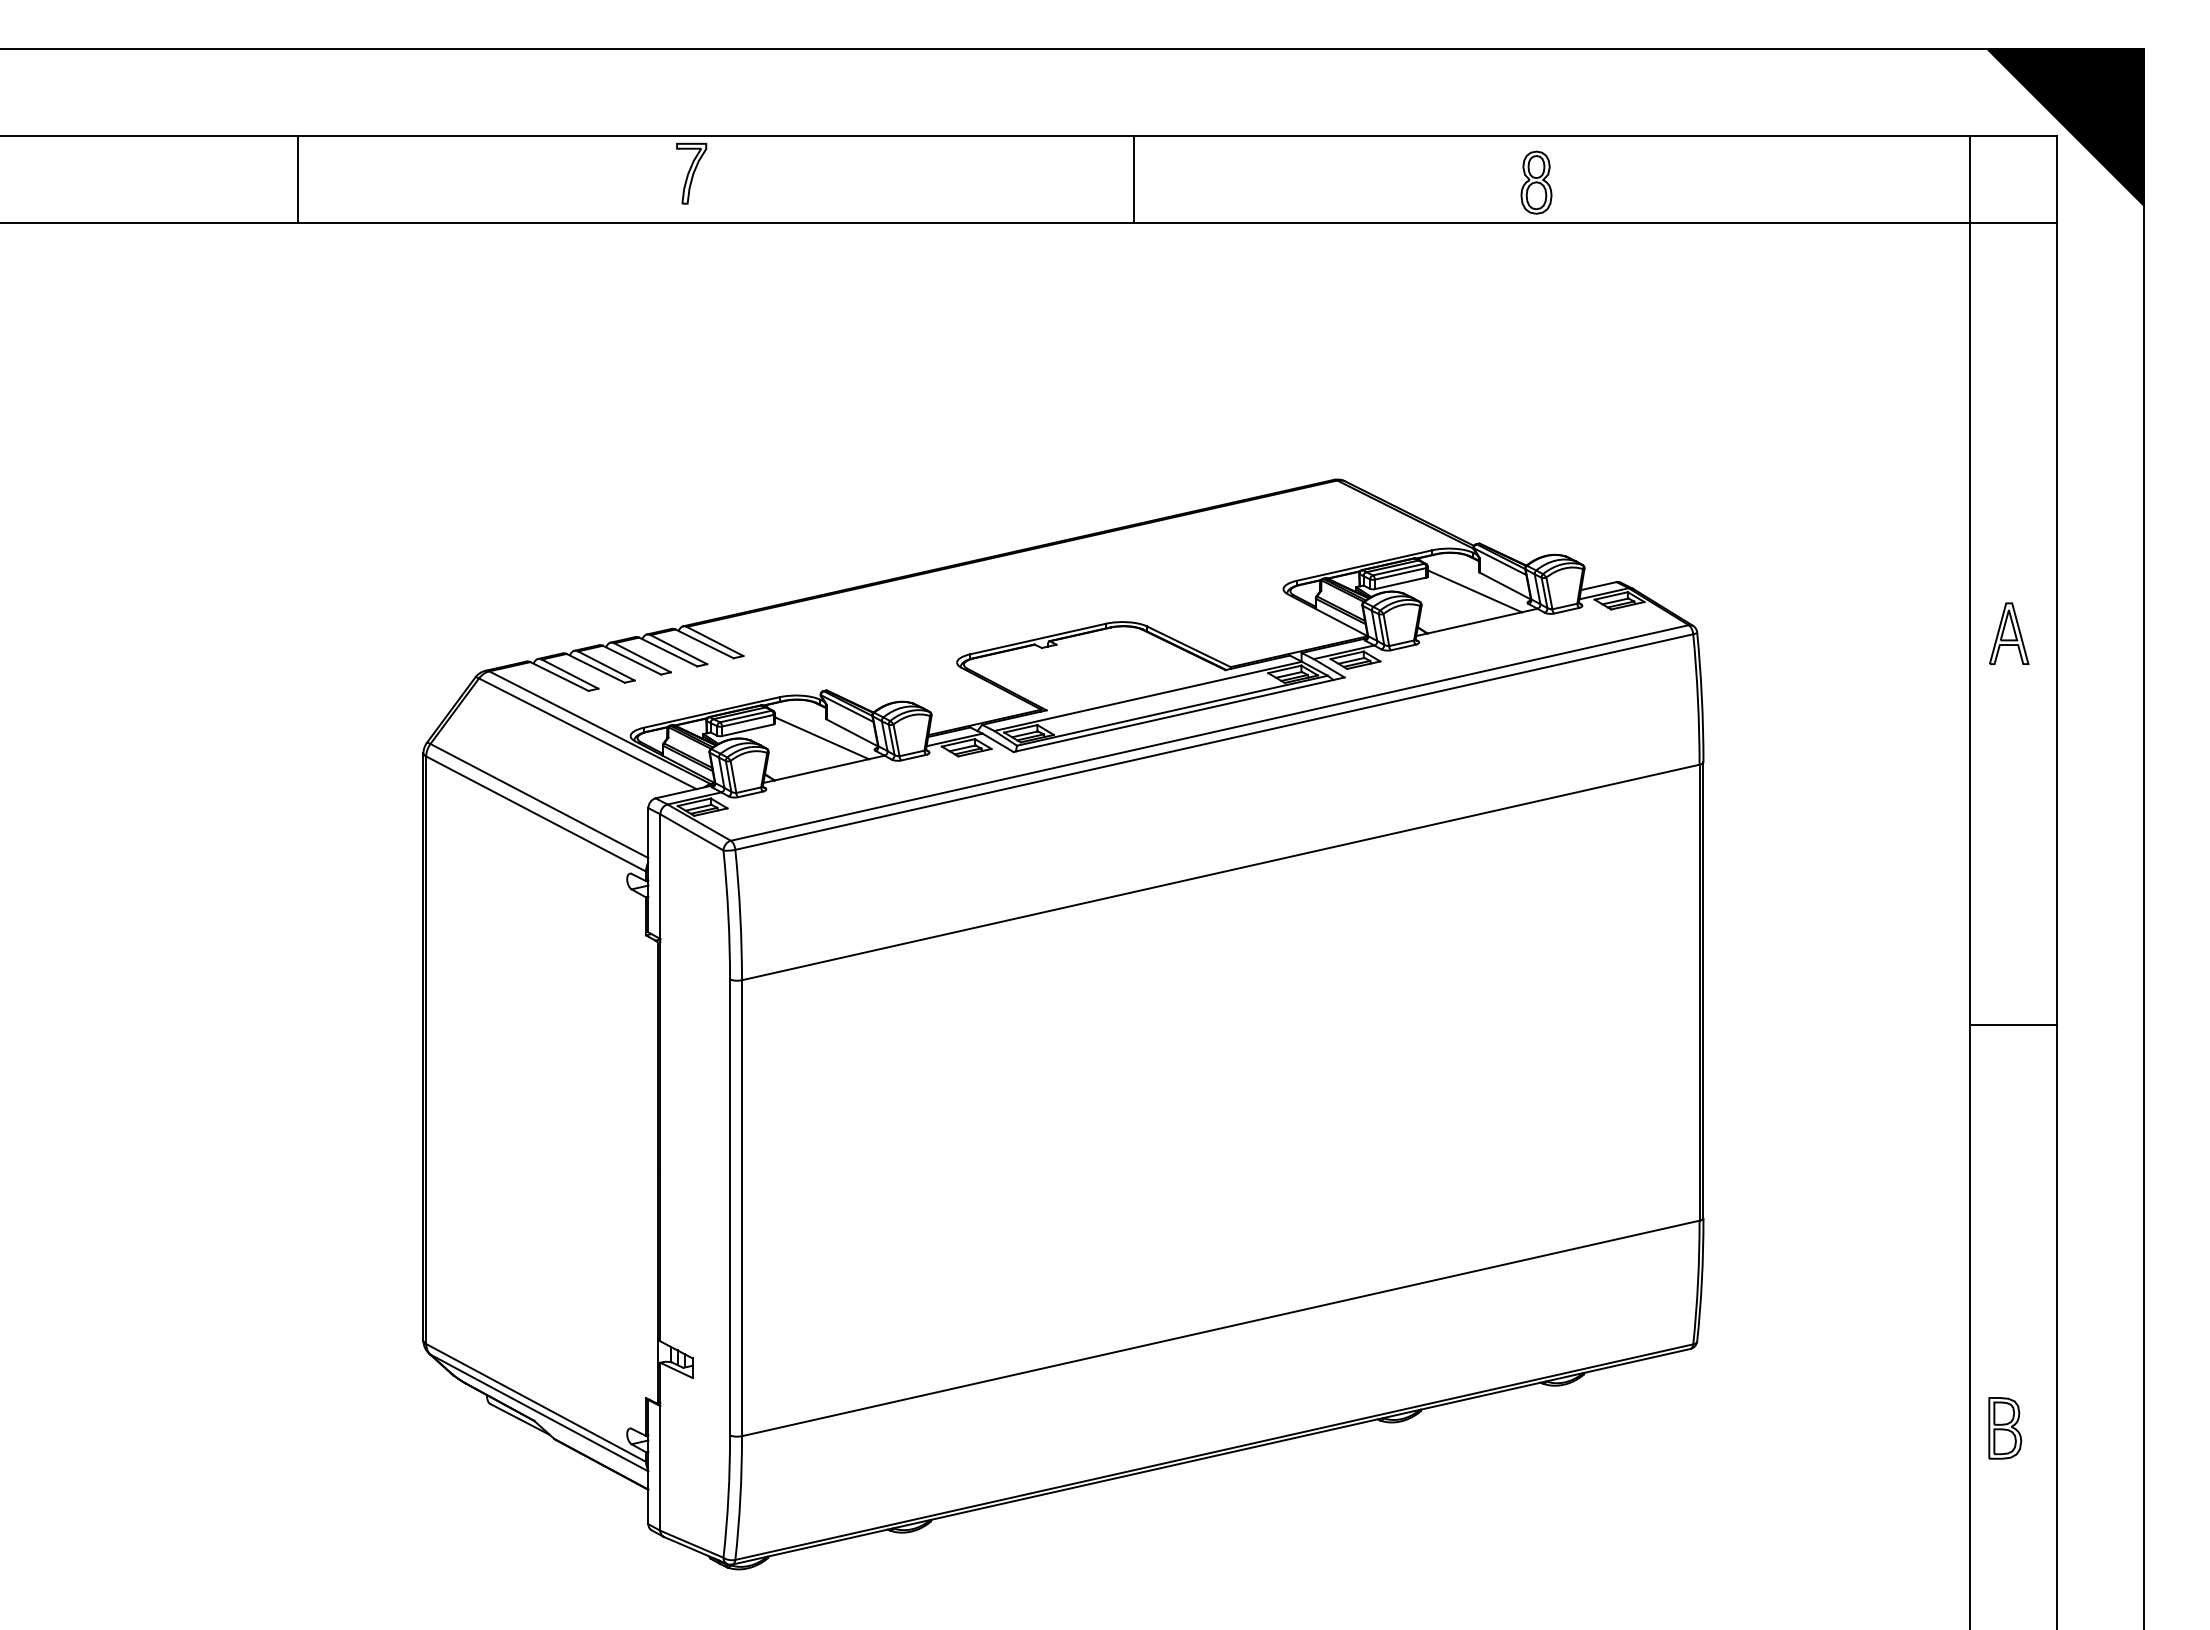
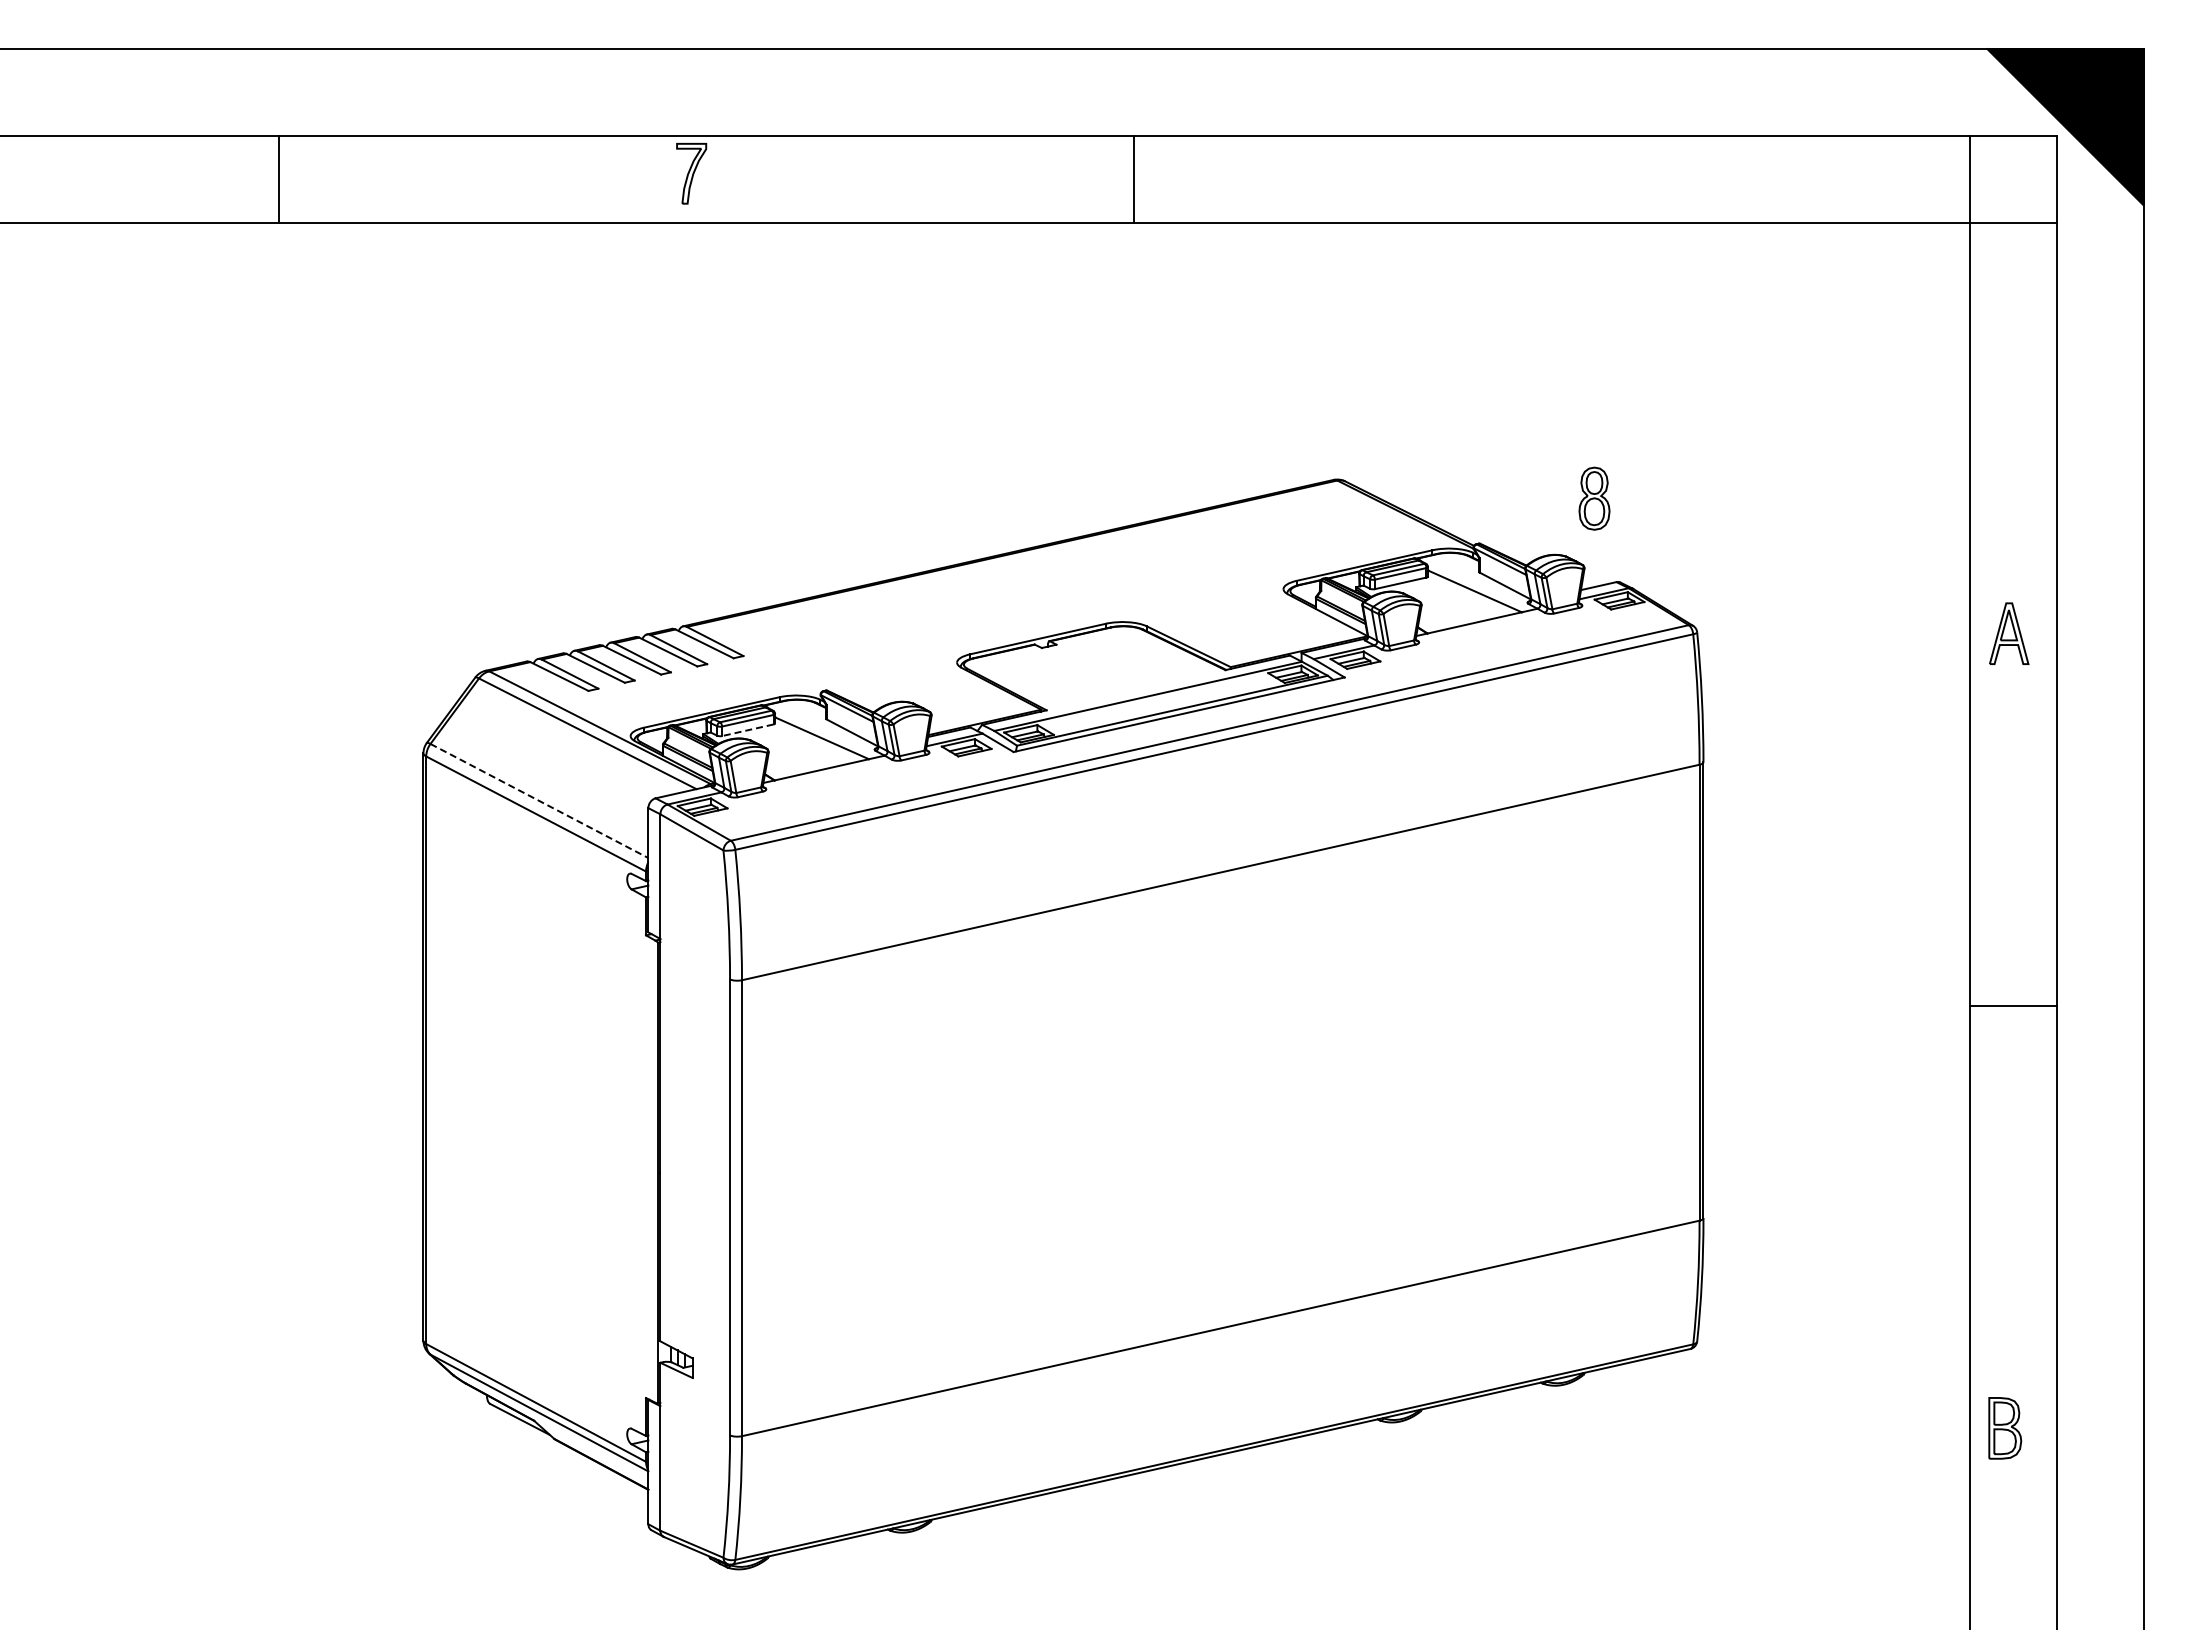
line position: (298, 178) -> (279, 178) (279, 178)
part position: (1536, 182) -> (1594, 498) (1594, 498)
line: solid -> dashed (747, 730)
line: solid -> dashed (539, 801)
line position: (2013, 1024) -> (2013, 1005) (2013, 1005)
